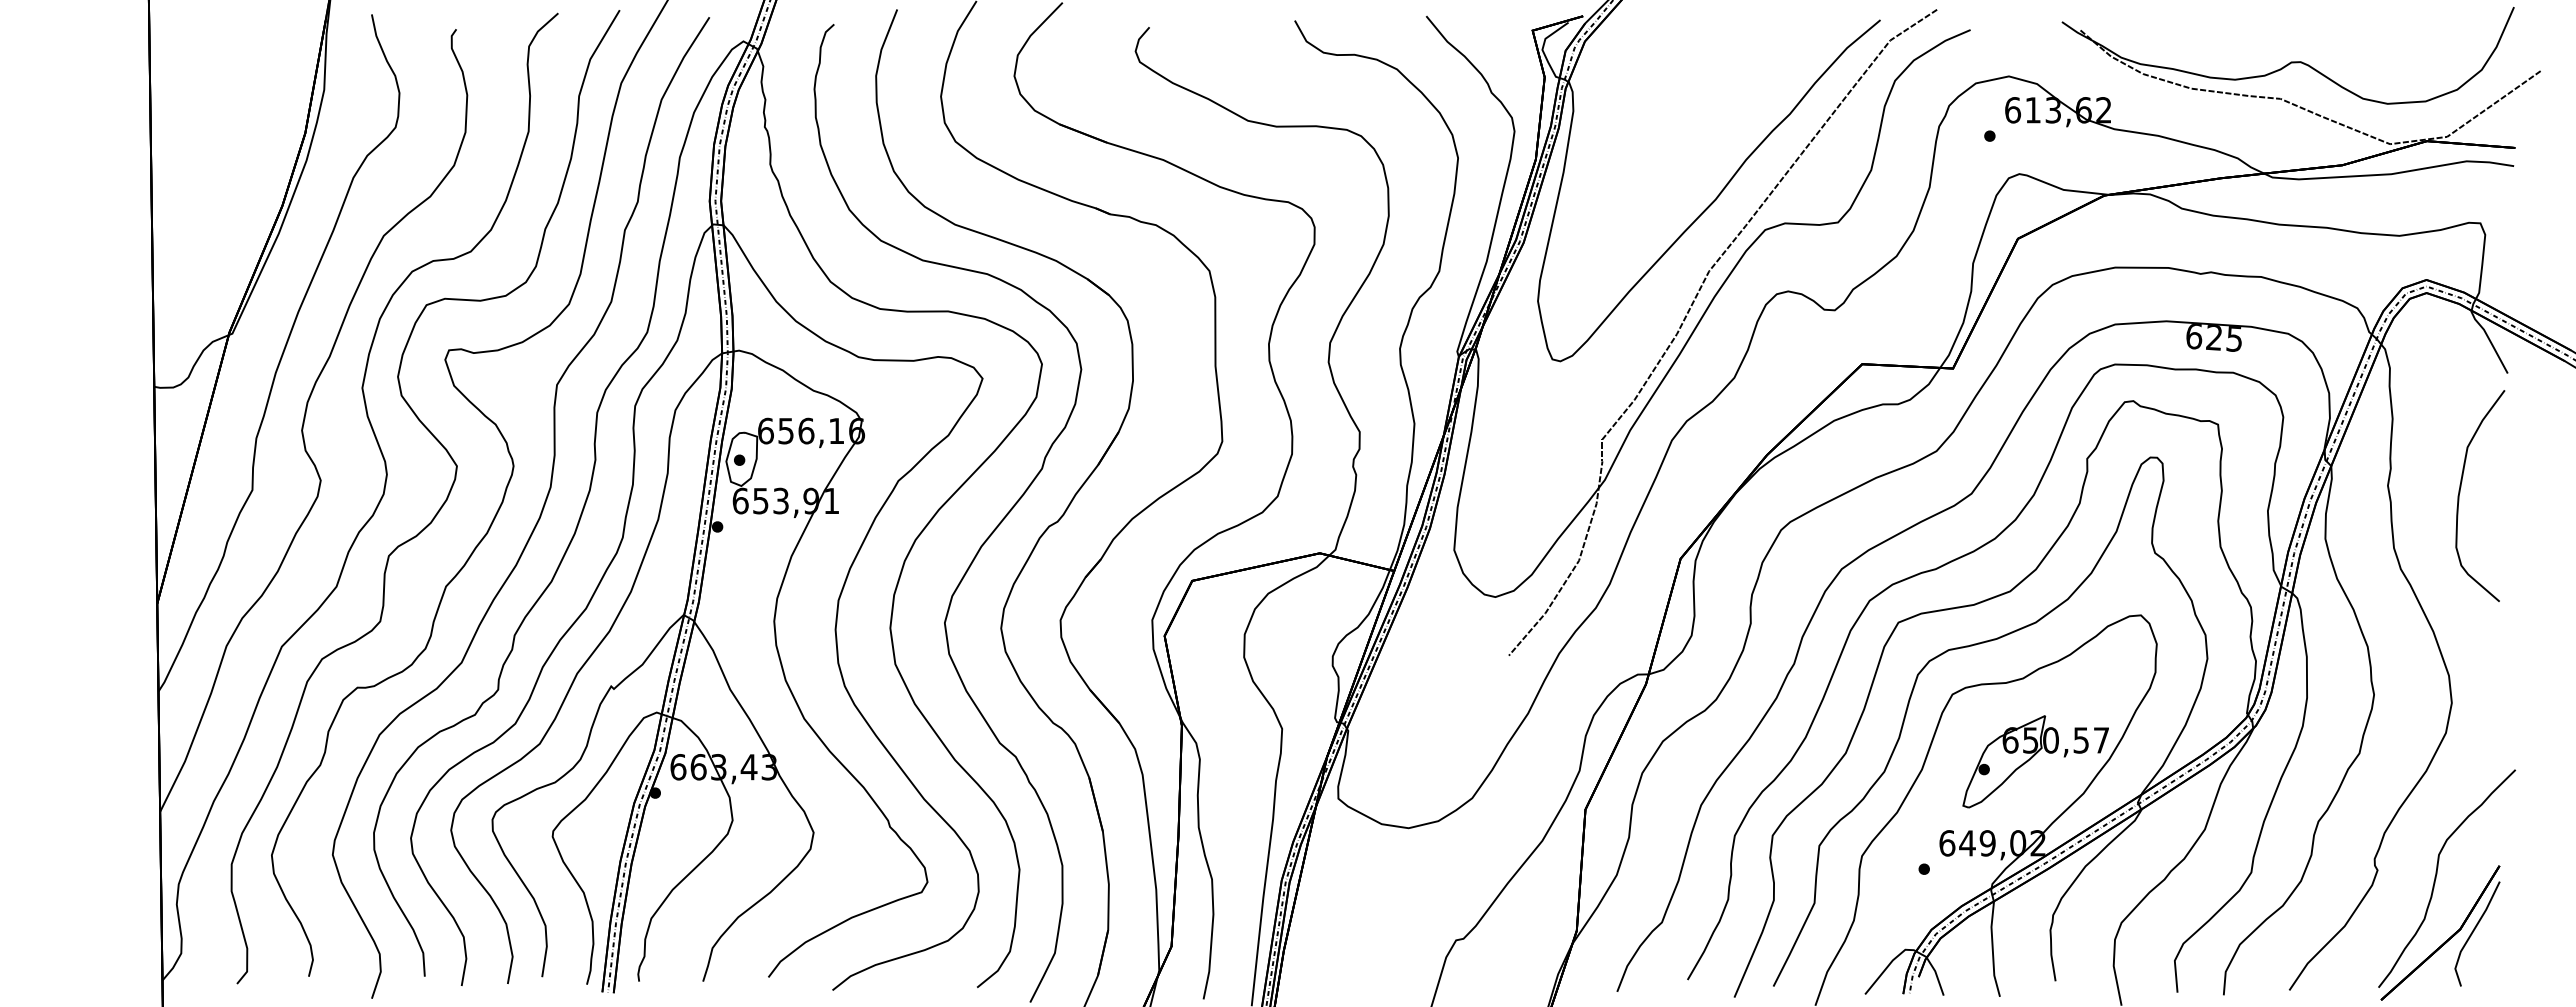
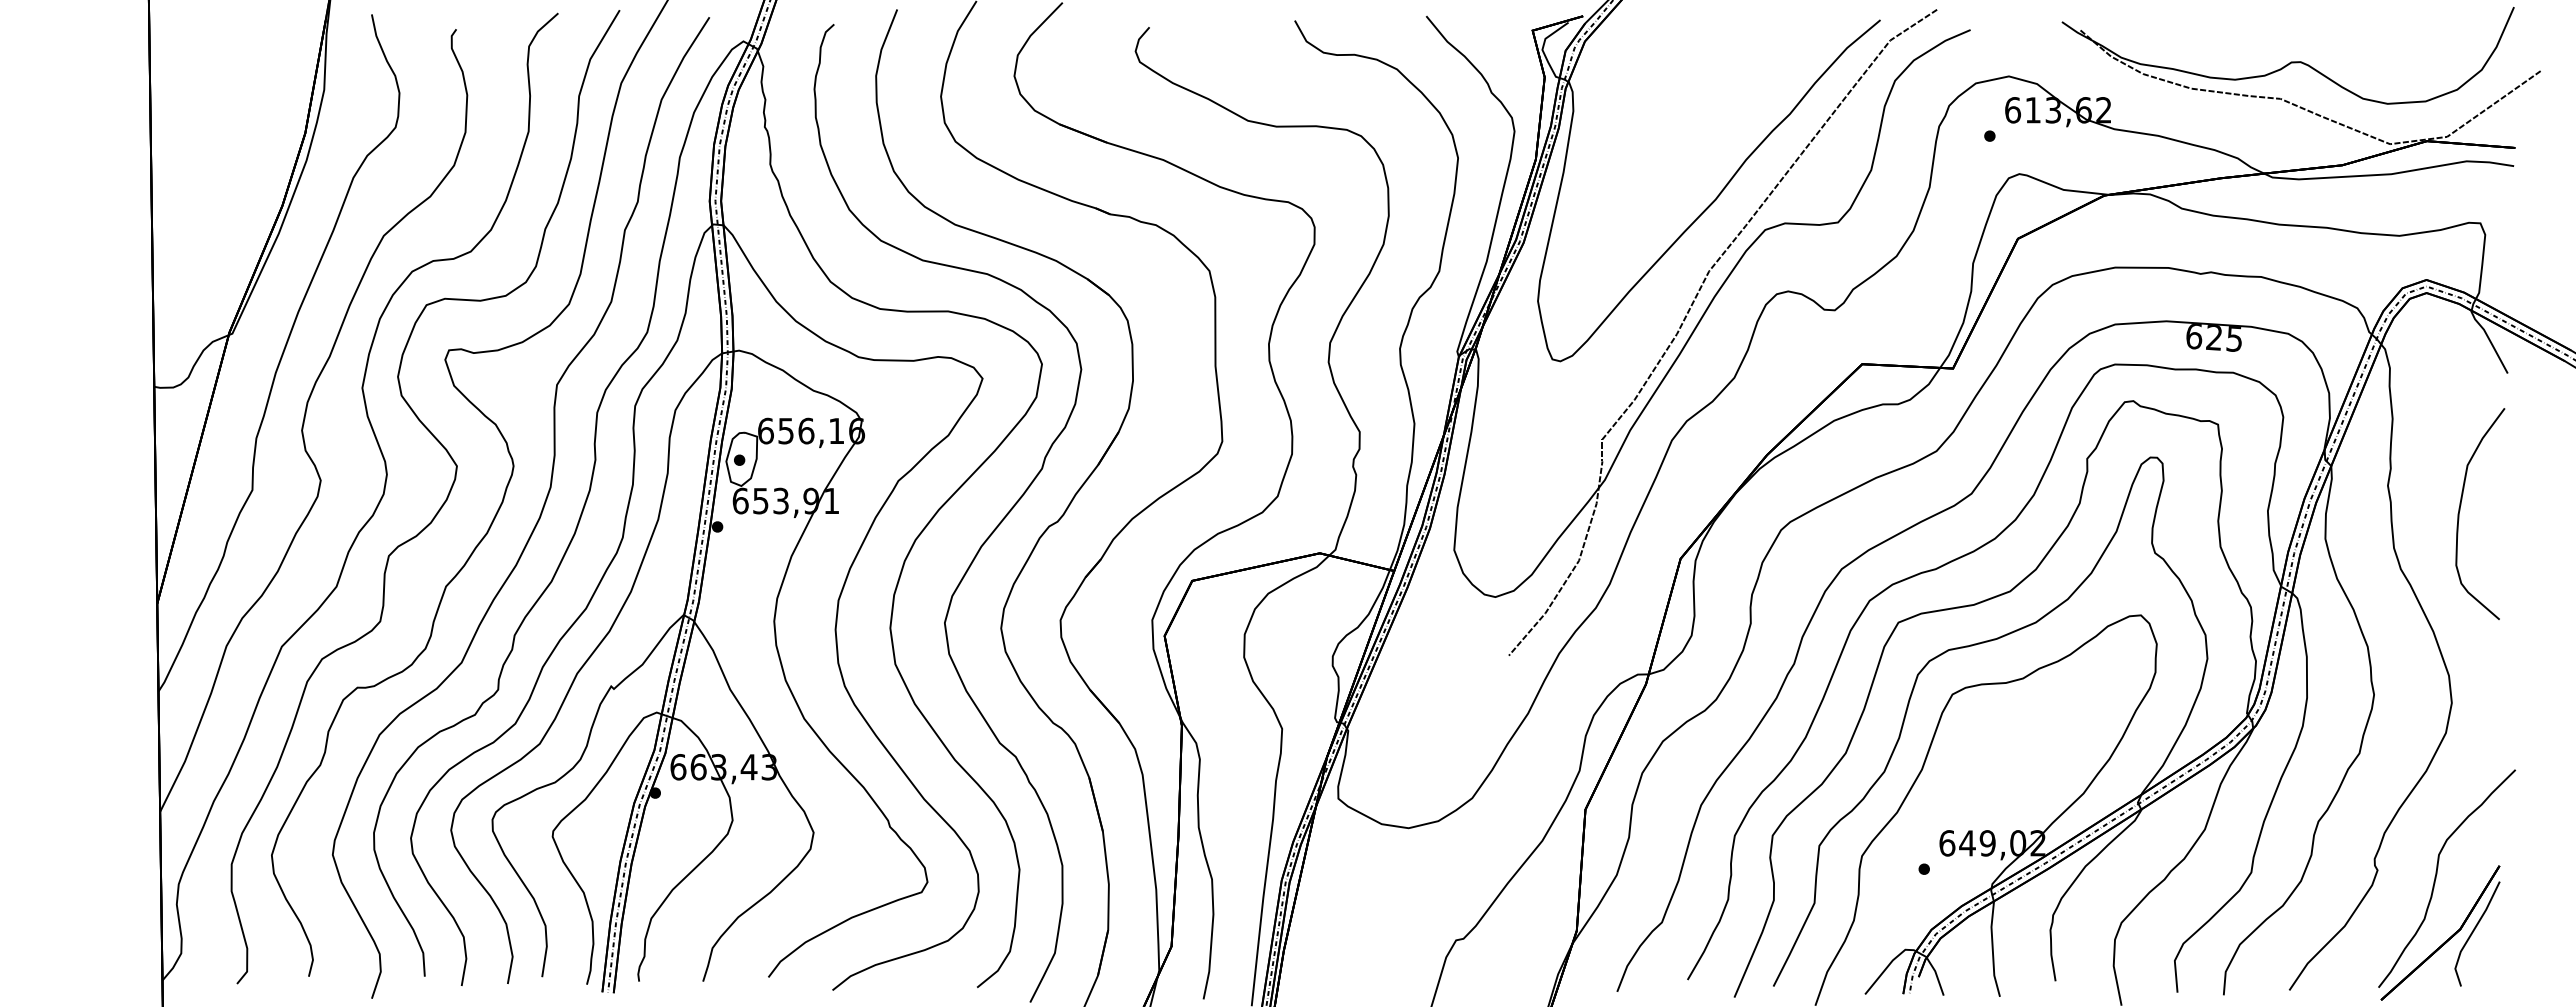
curve position: (2460, 493) -> (2460, 511) (2460, 511)
part: present -> none (2035, 761)
